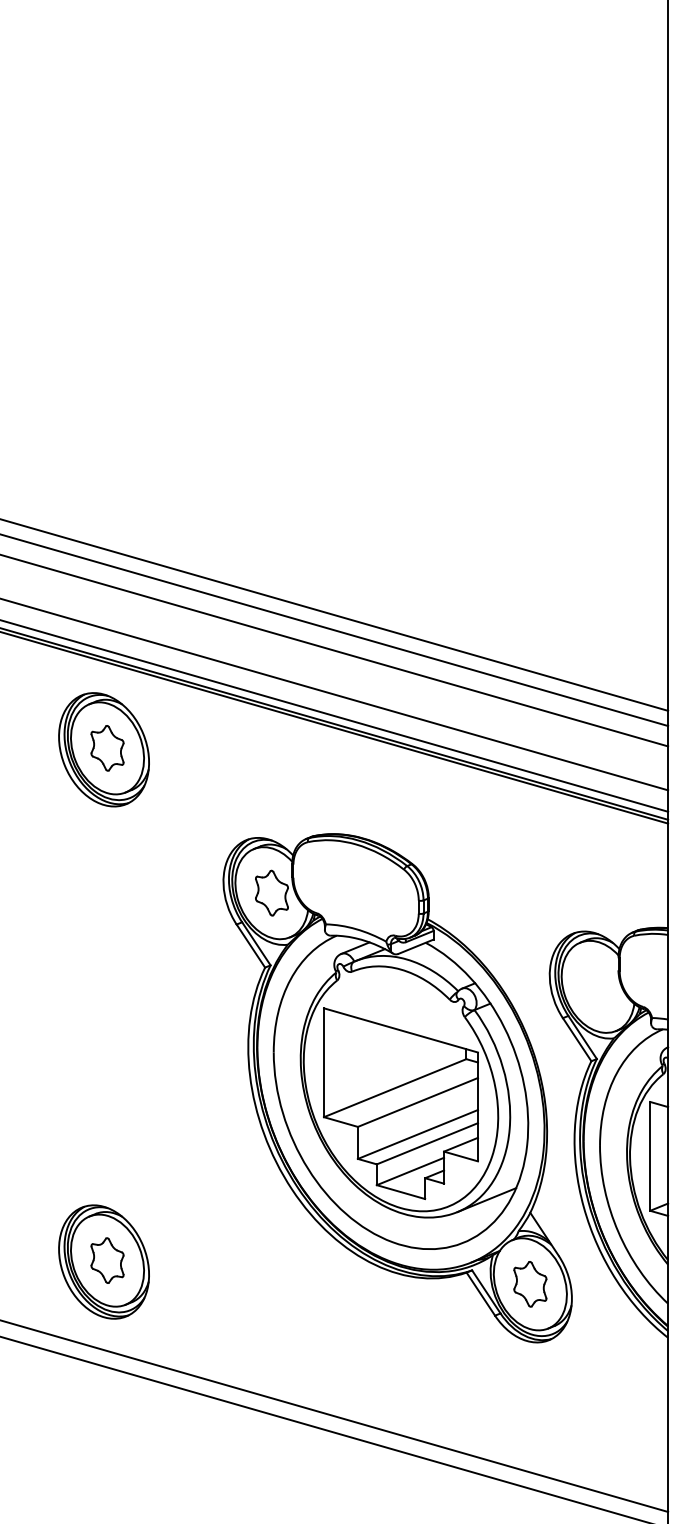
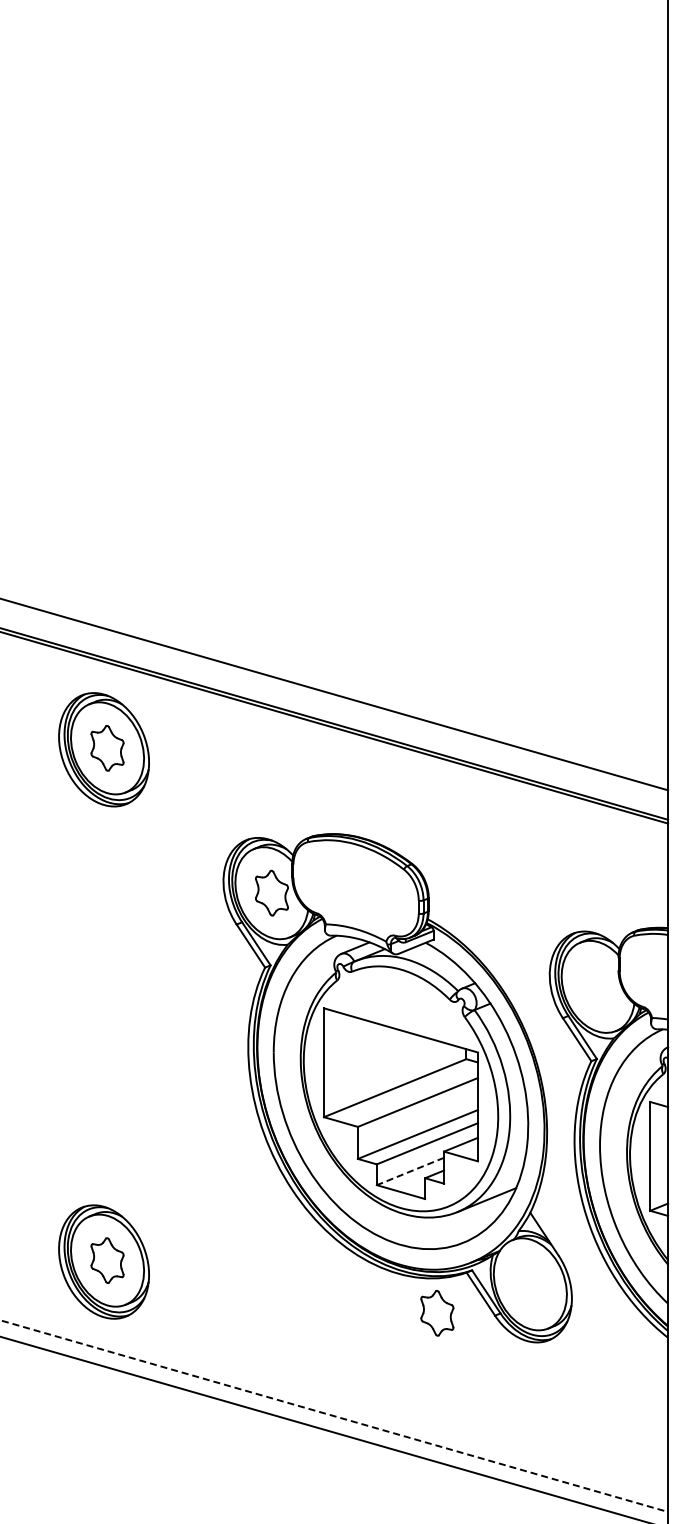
line: present -> none (335, 614)
line: present -> none (335, 630)
line: present -> none (335, 650)
line: present -> none (335, 715)
line: solid -> dashed (410, 1171)
part position: (530, 1284) -> (437, 1313) (437, 1313)
line: solid -> dashed (334, 1416)
